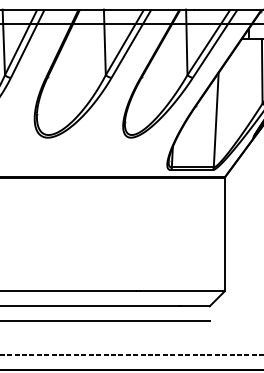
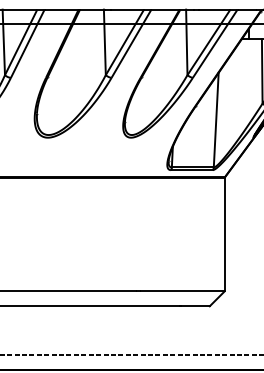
line: present -> none (105, 321)
